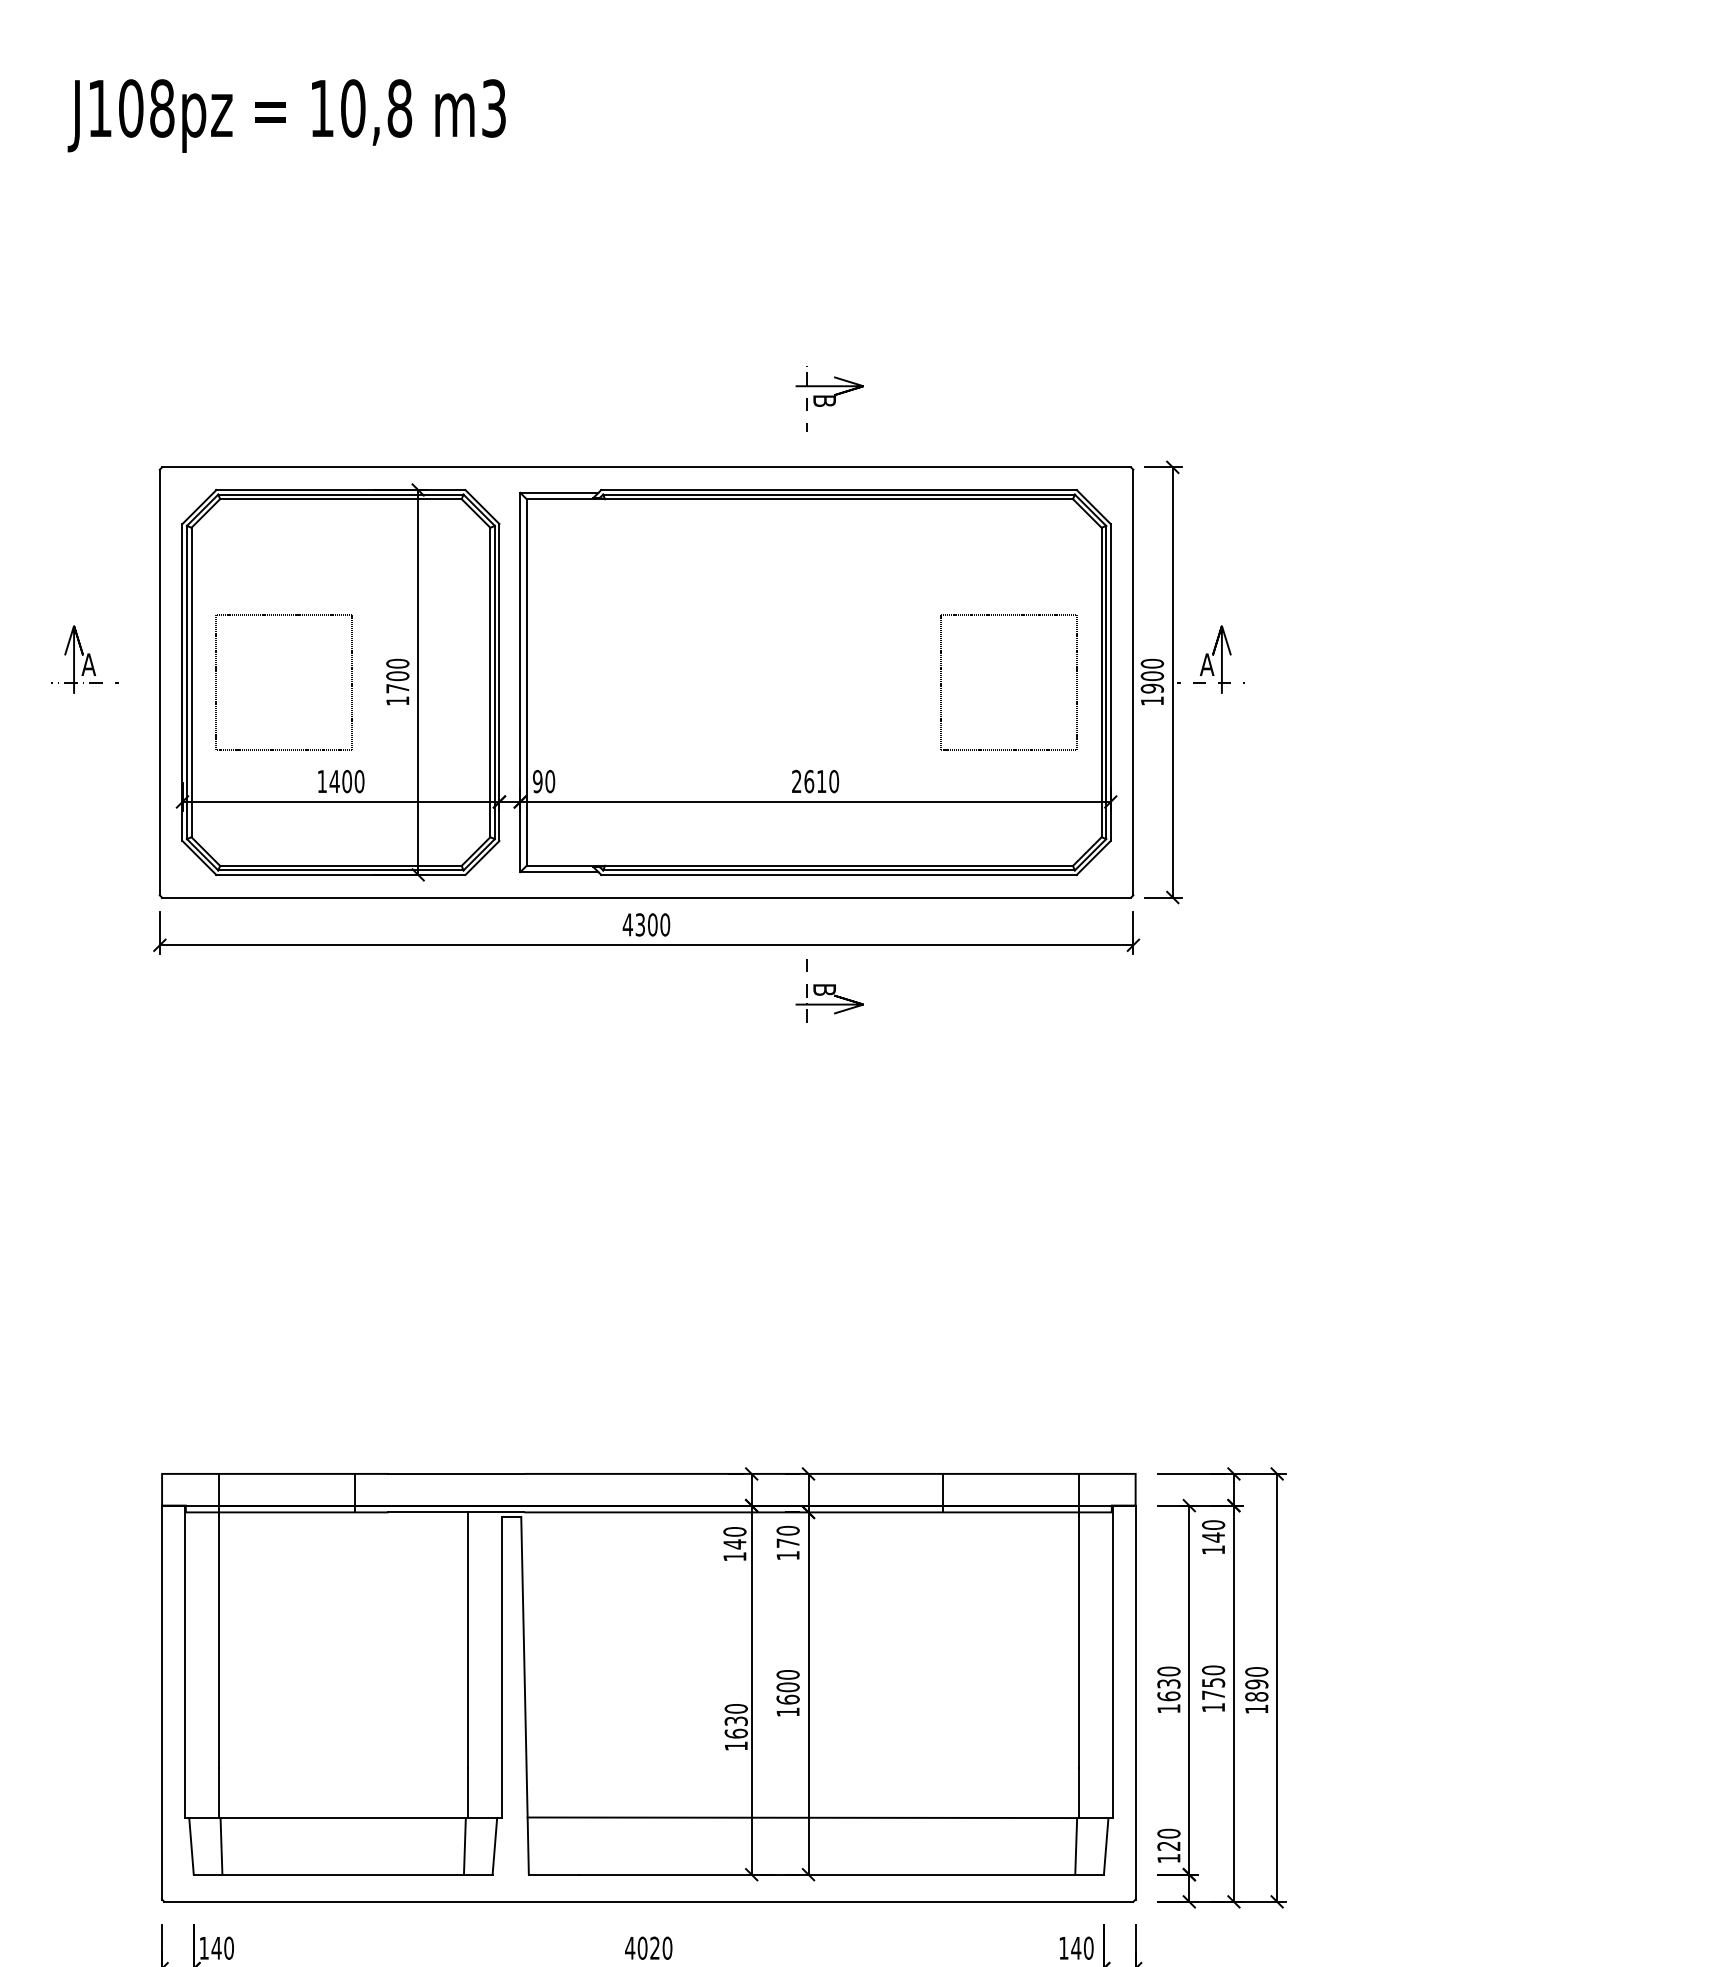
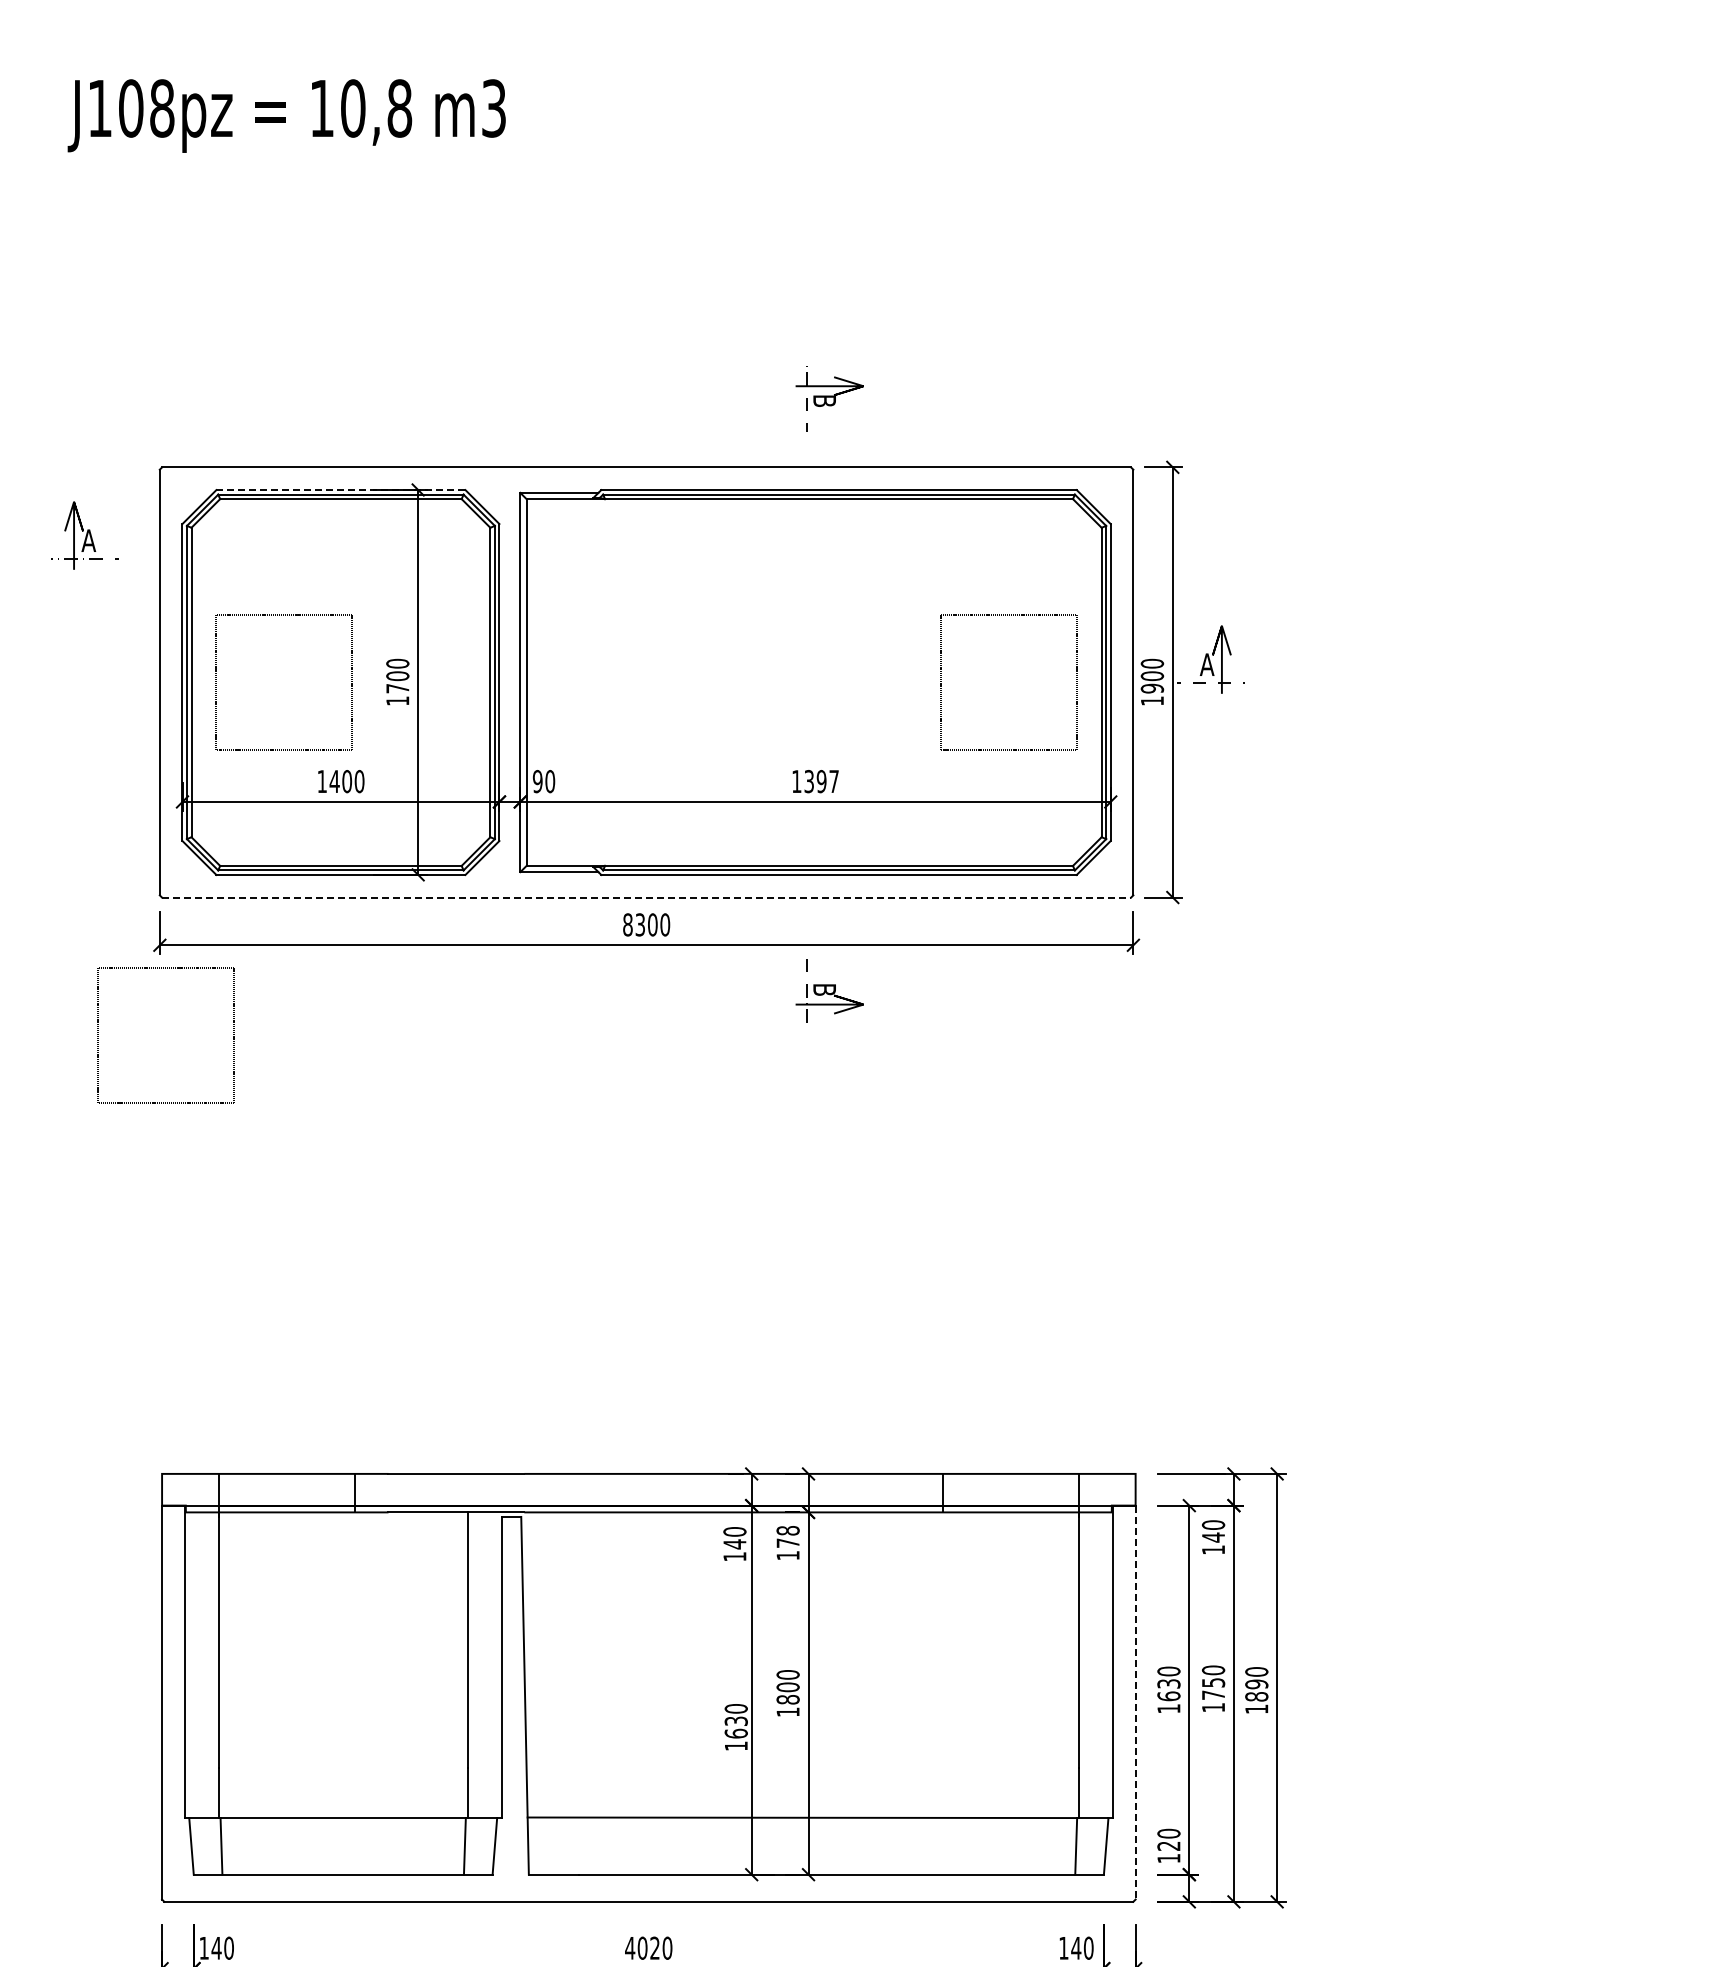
line: solid -> dashed (340, 490)
part position: (84, 659) -> (84, 535) (84, 535)
text: 2610 -> 1397 (815, 781)
line: solid -> dashed (646, 897)
text: 4300 -> 8300 (627, 924)
part: none -> present (165, 968)
text: 170 -> 178 (787, 1530)
text: 1600 -> 1800 (787, 1699)
line: solid -> dashed (1135, 1702)
